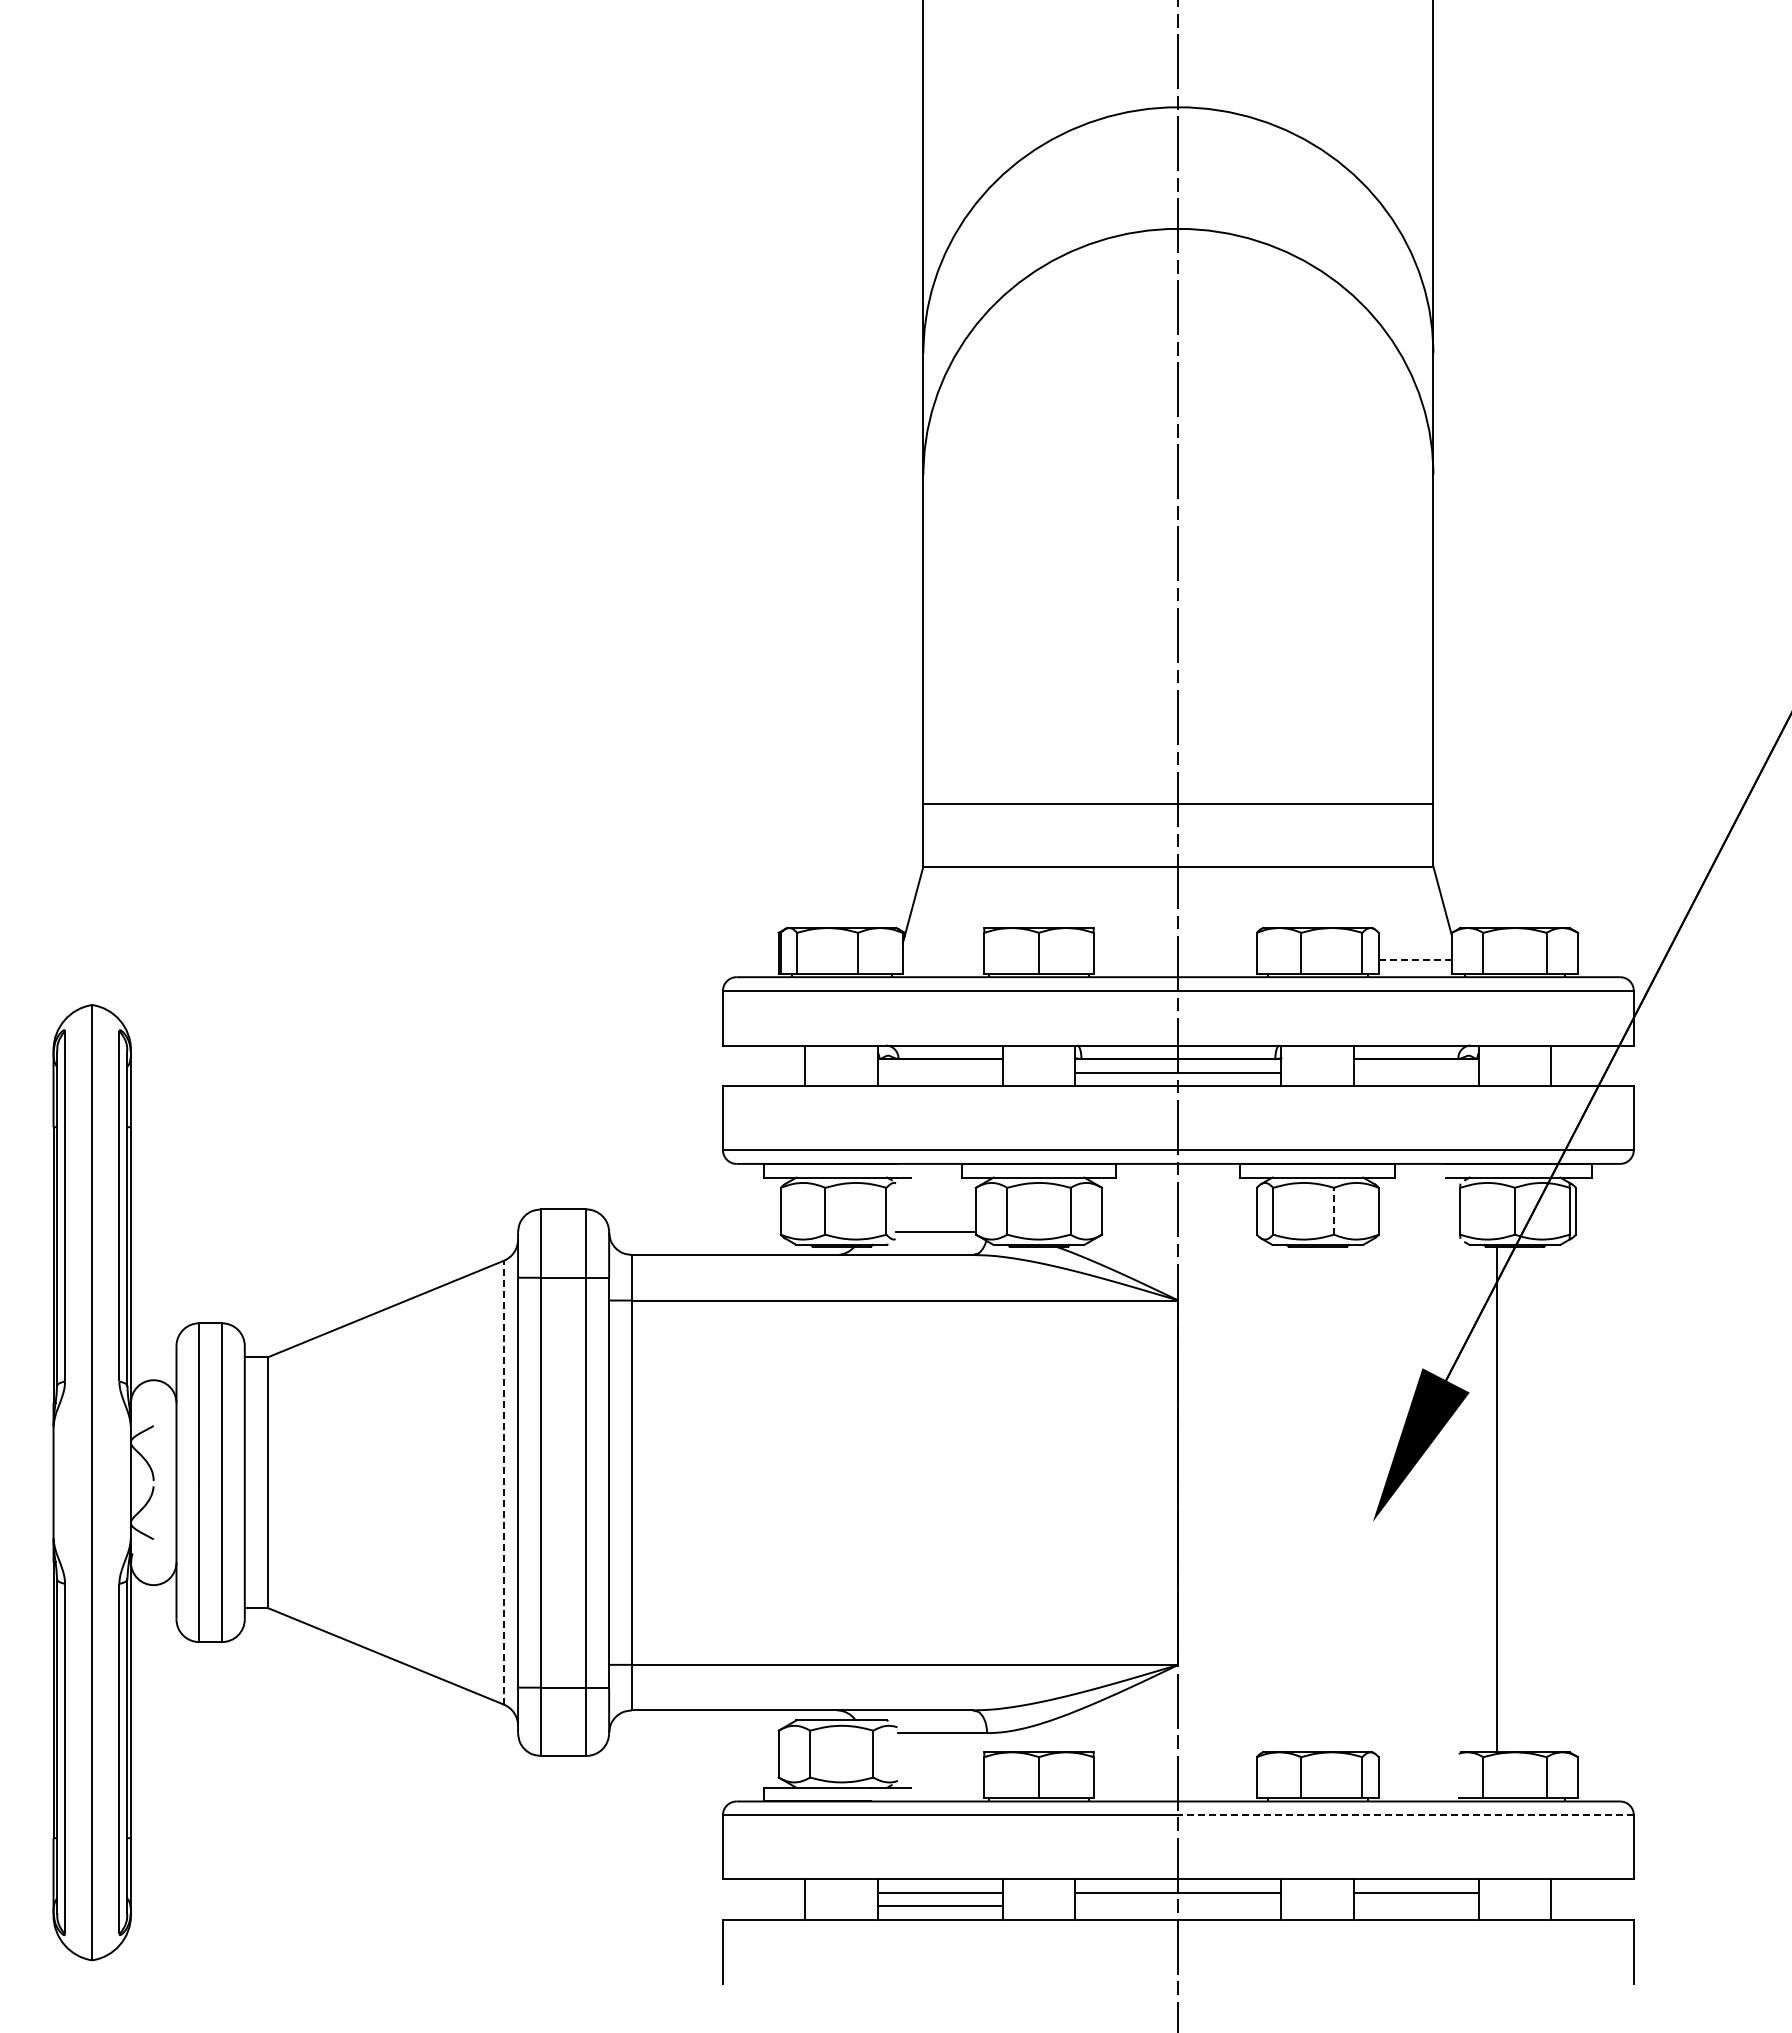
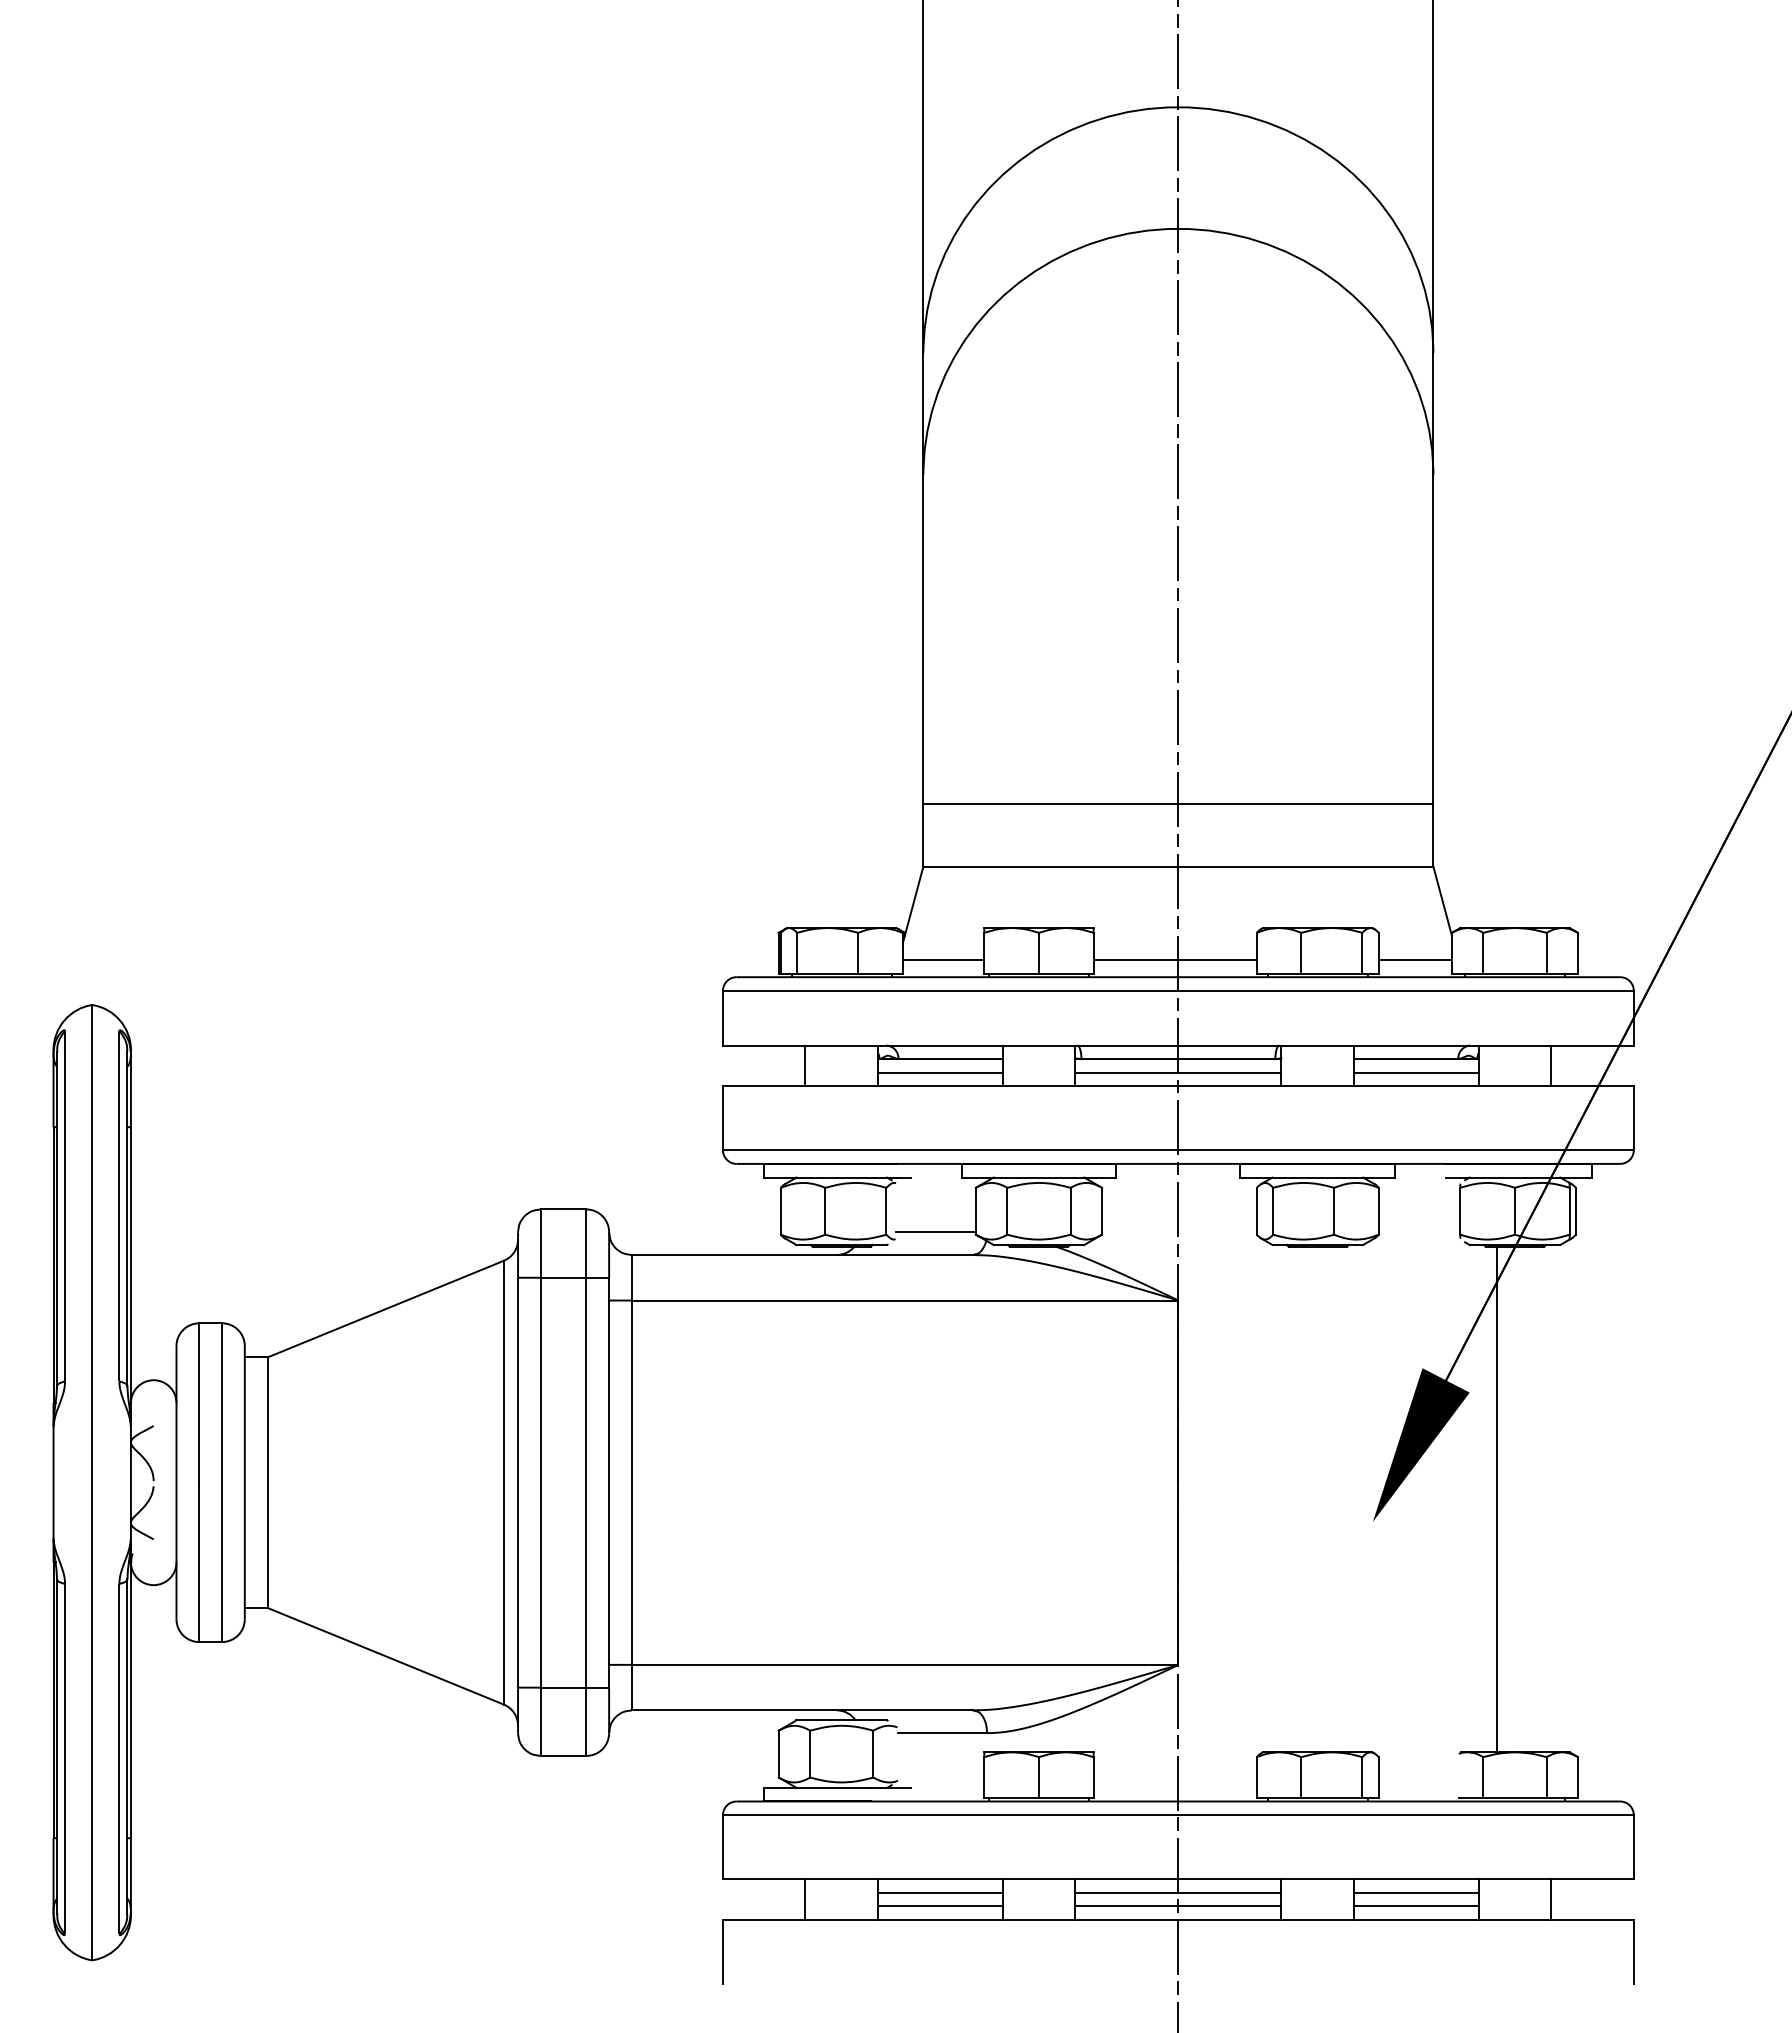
line: none -> present (943, 960)
line: none -> present (1174, 960)
line: dashed -> solid (1415, 960)
line: none -> present (940, 1072)
line: none -> present (1416, 1072)
line: dashed -> solid (1334, 1210)
line: dashed -> solid (503, 1482)
line: dashed -> solid (1406, 1815)
line: none -> present (1178, 1906)
line: none -> present (1416, 1906)
